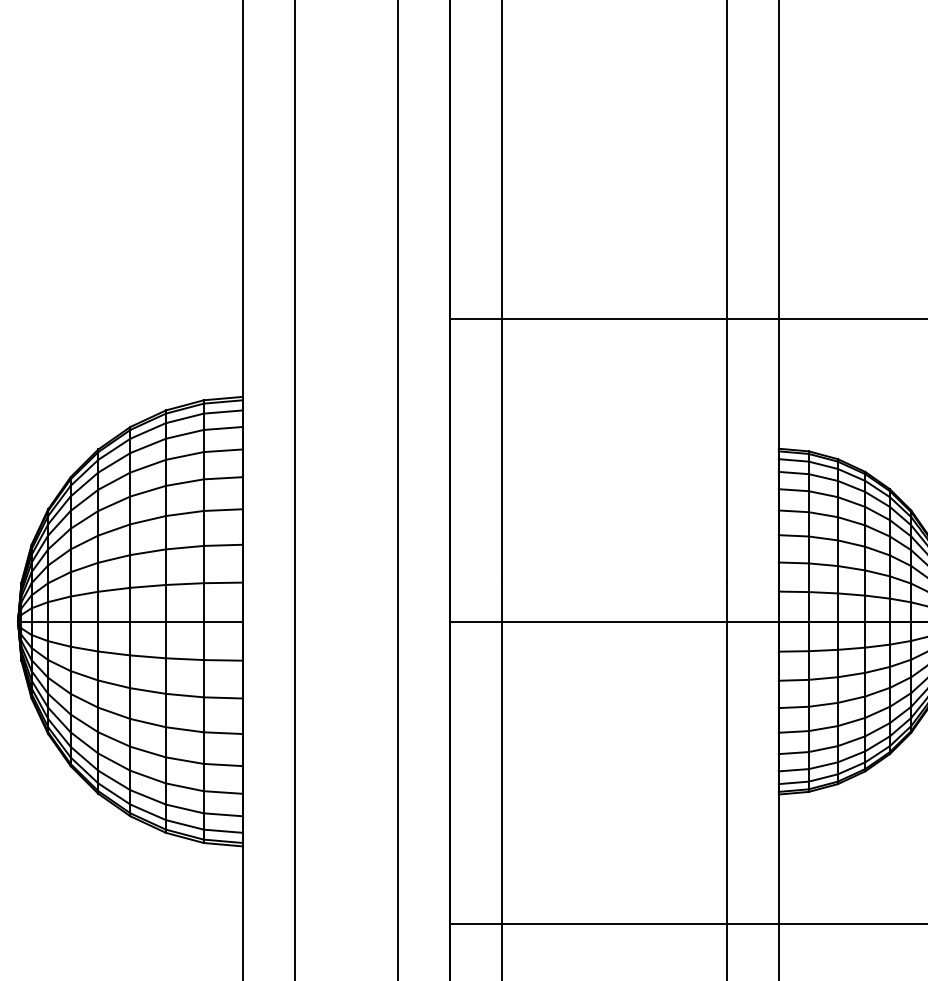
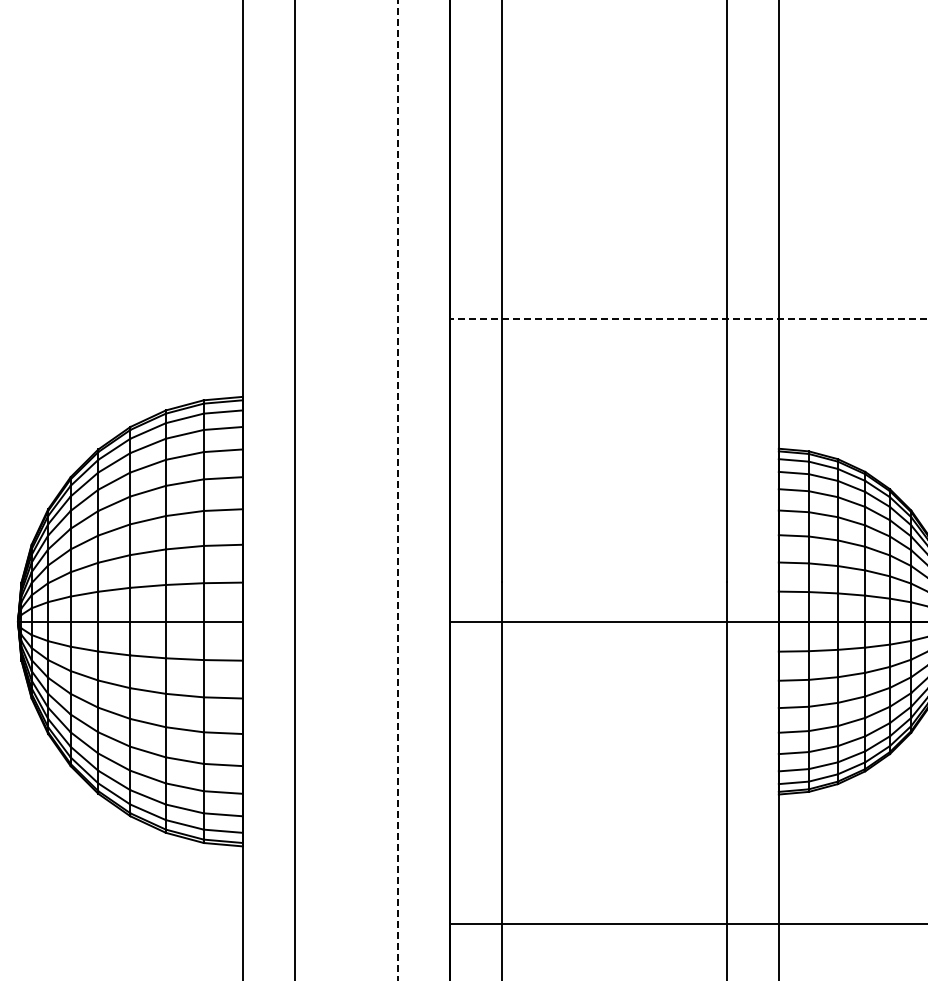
line: solid -> dashed (688, 319)
line: solid -> dashed (398, 490)
